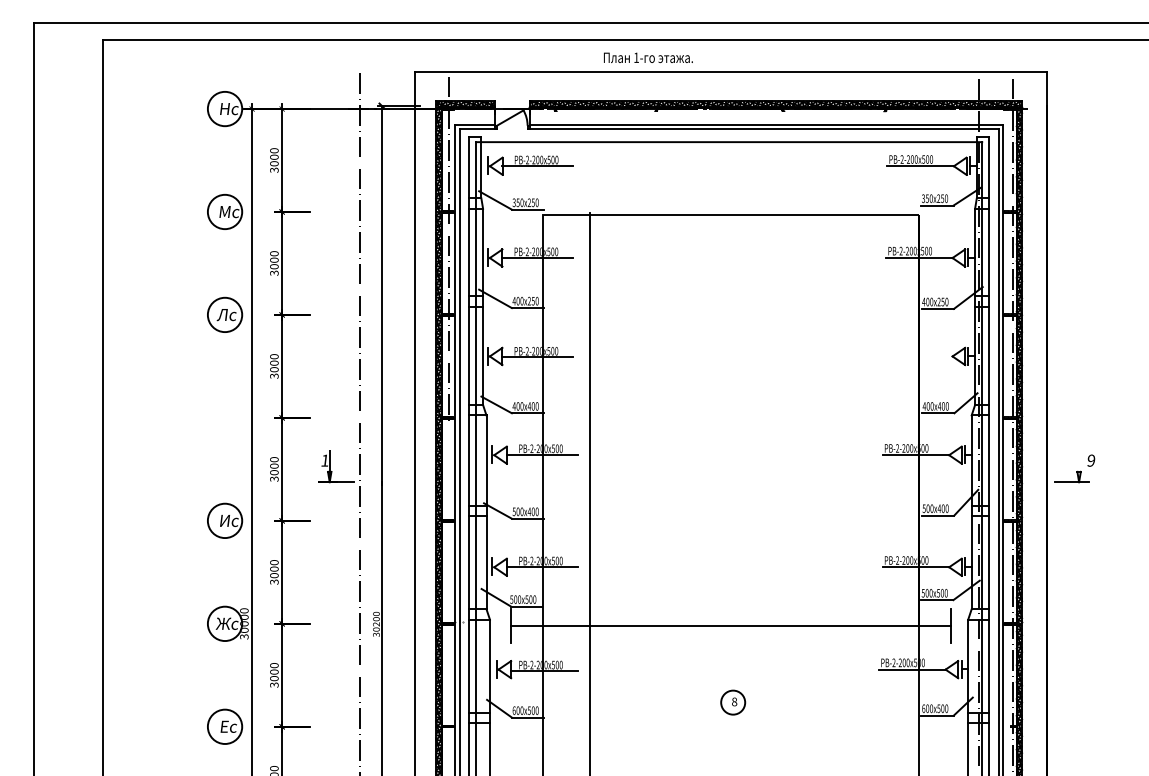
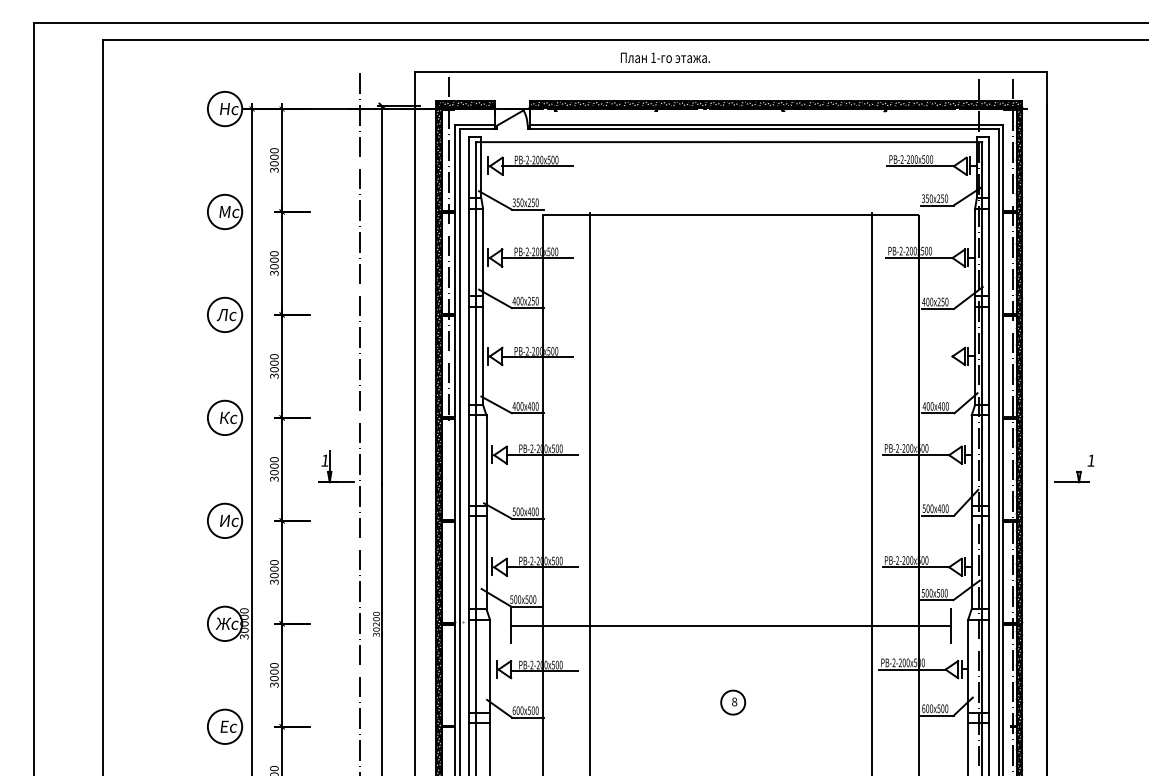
text position: (648, 57) -> (665, 57) (665, 57)
part: none -> present (225, 417)
text: 9 -> 1 (1091, 460)
line: none -> present (872, 492)
